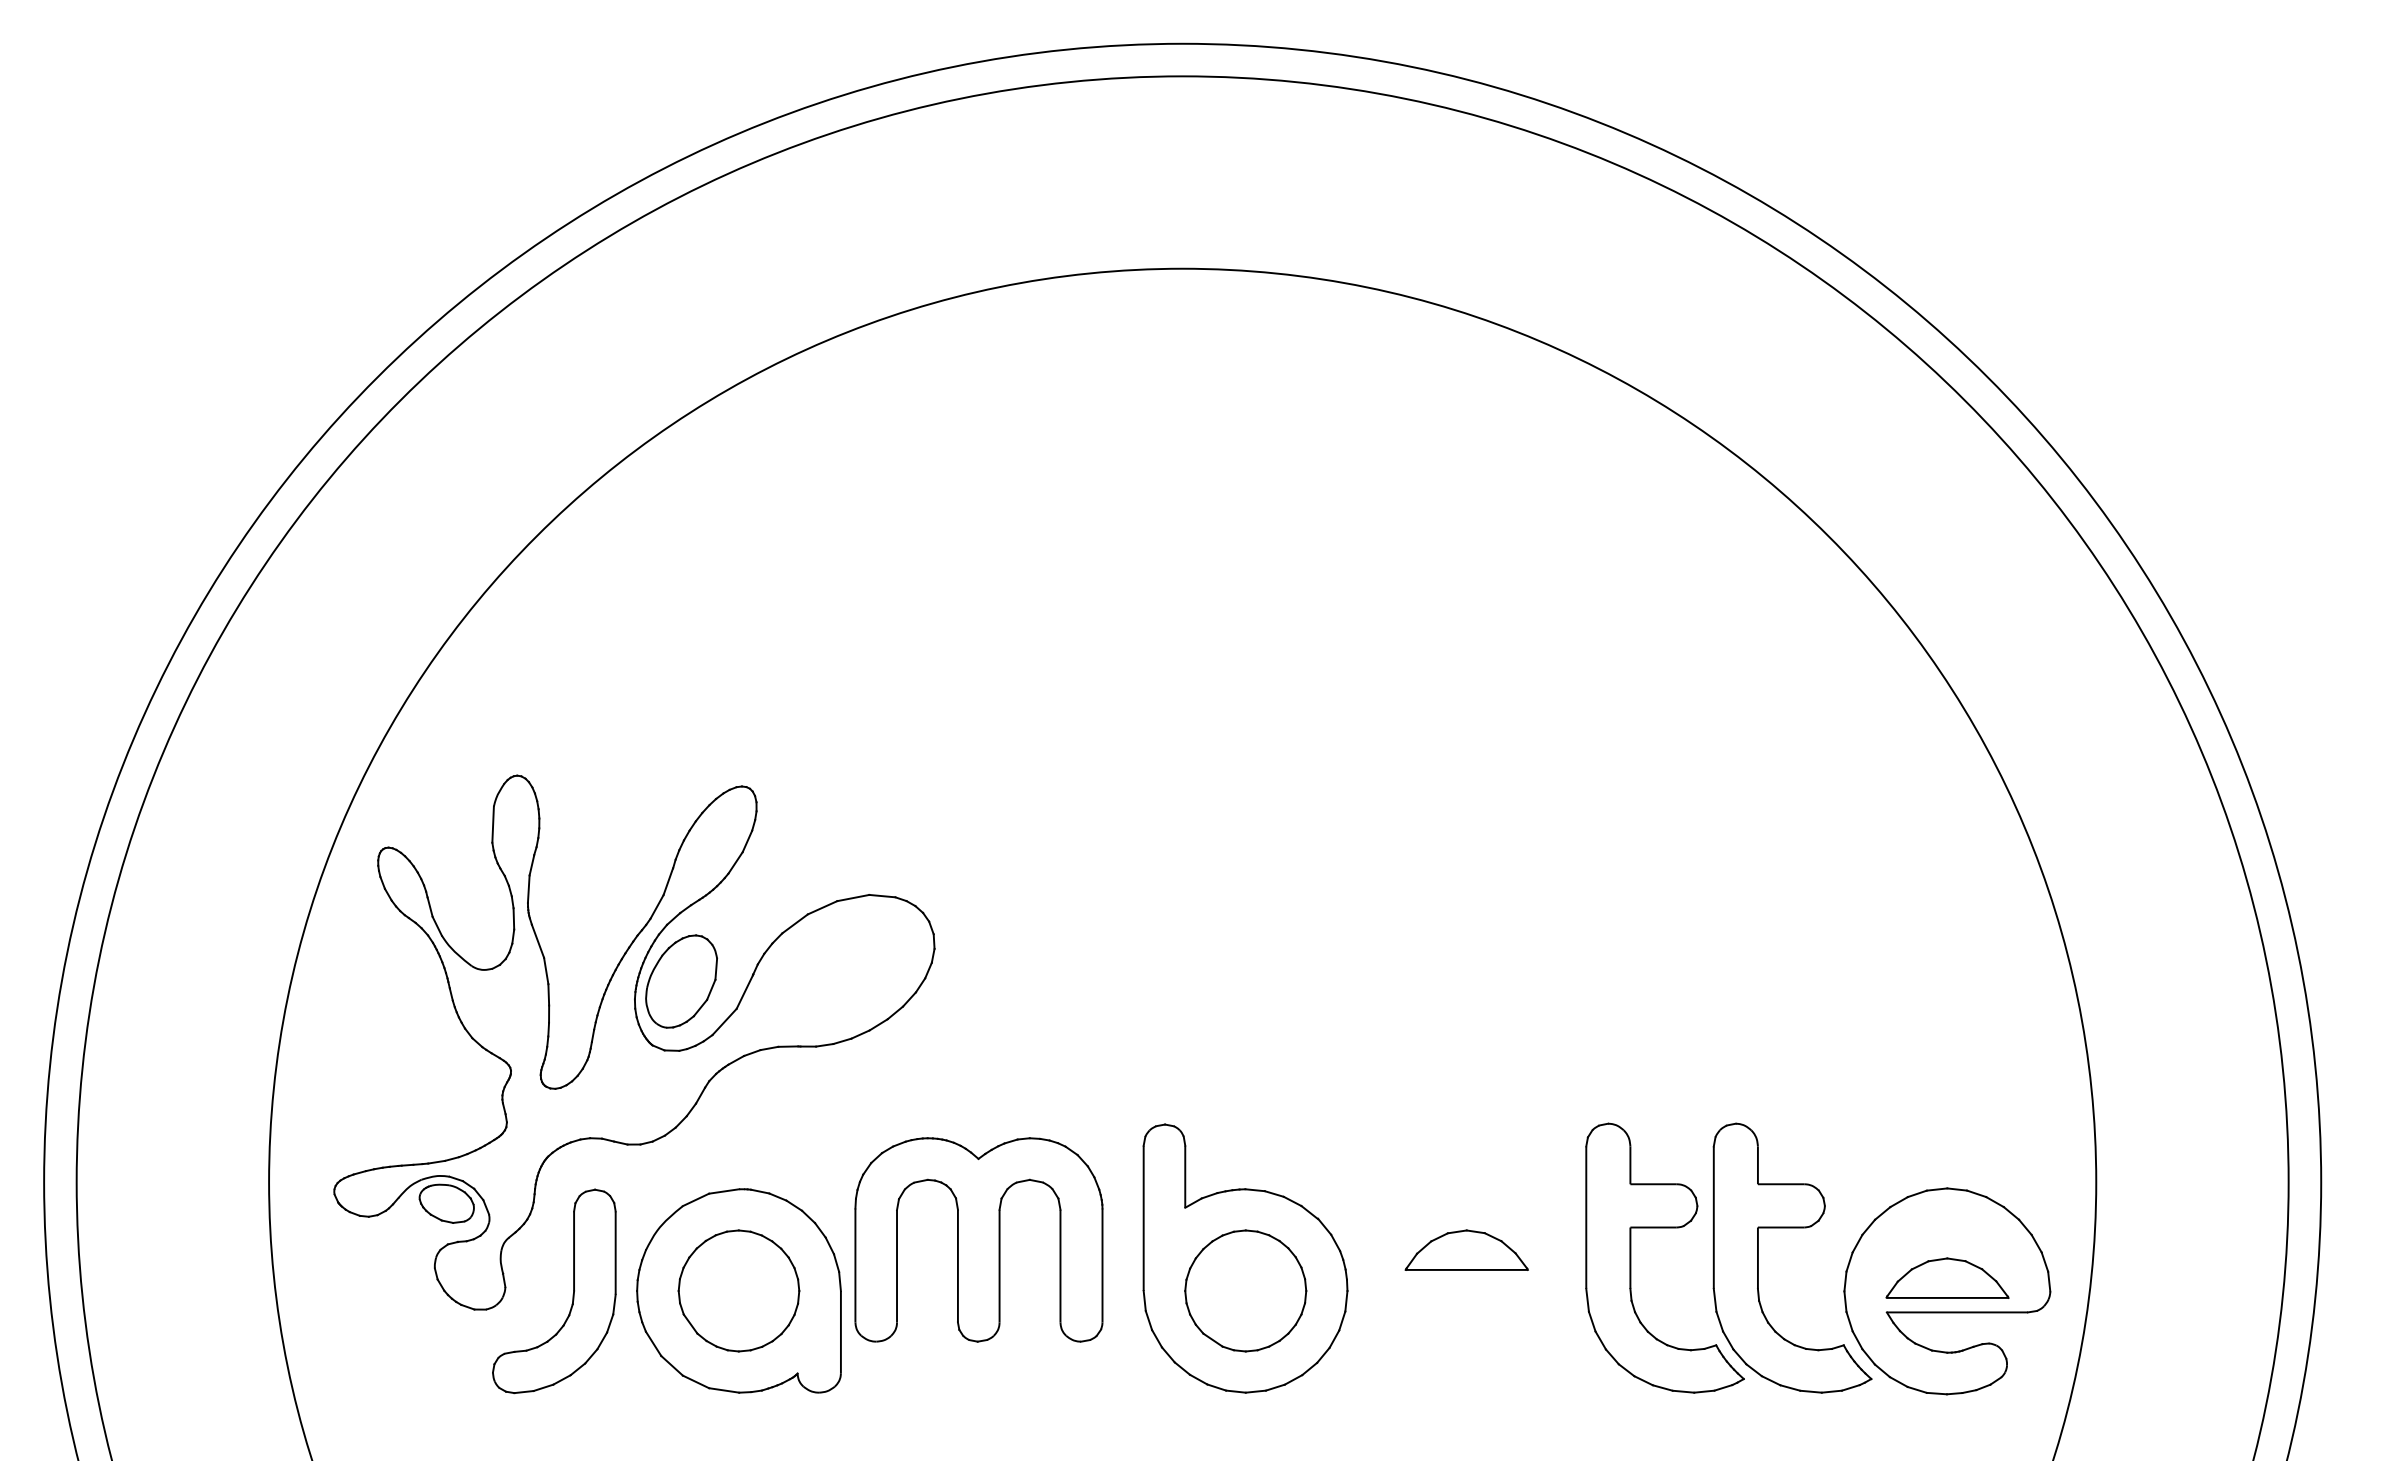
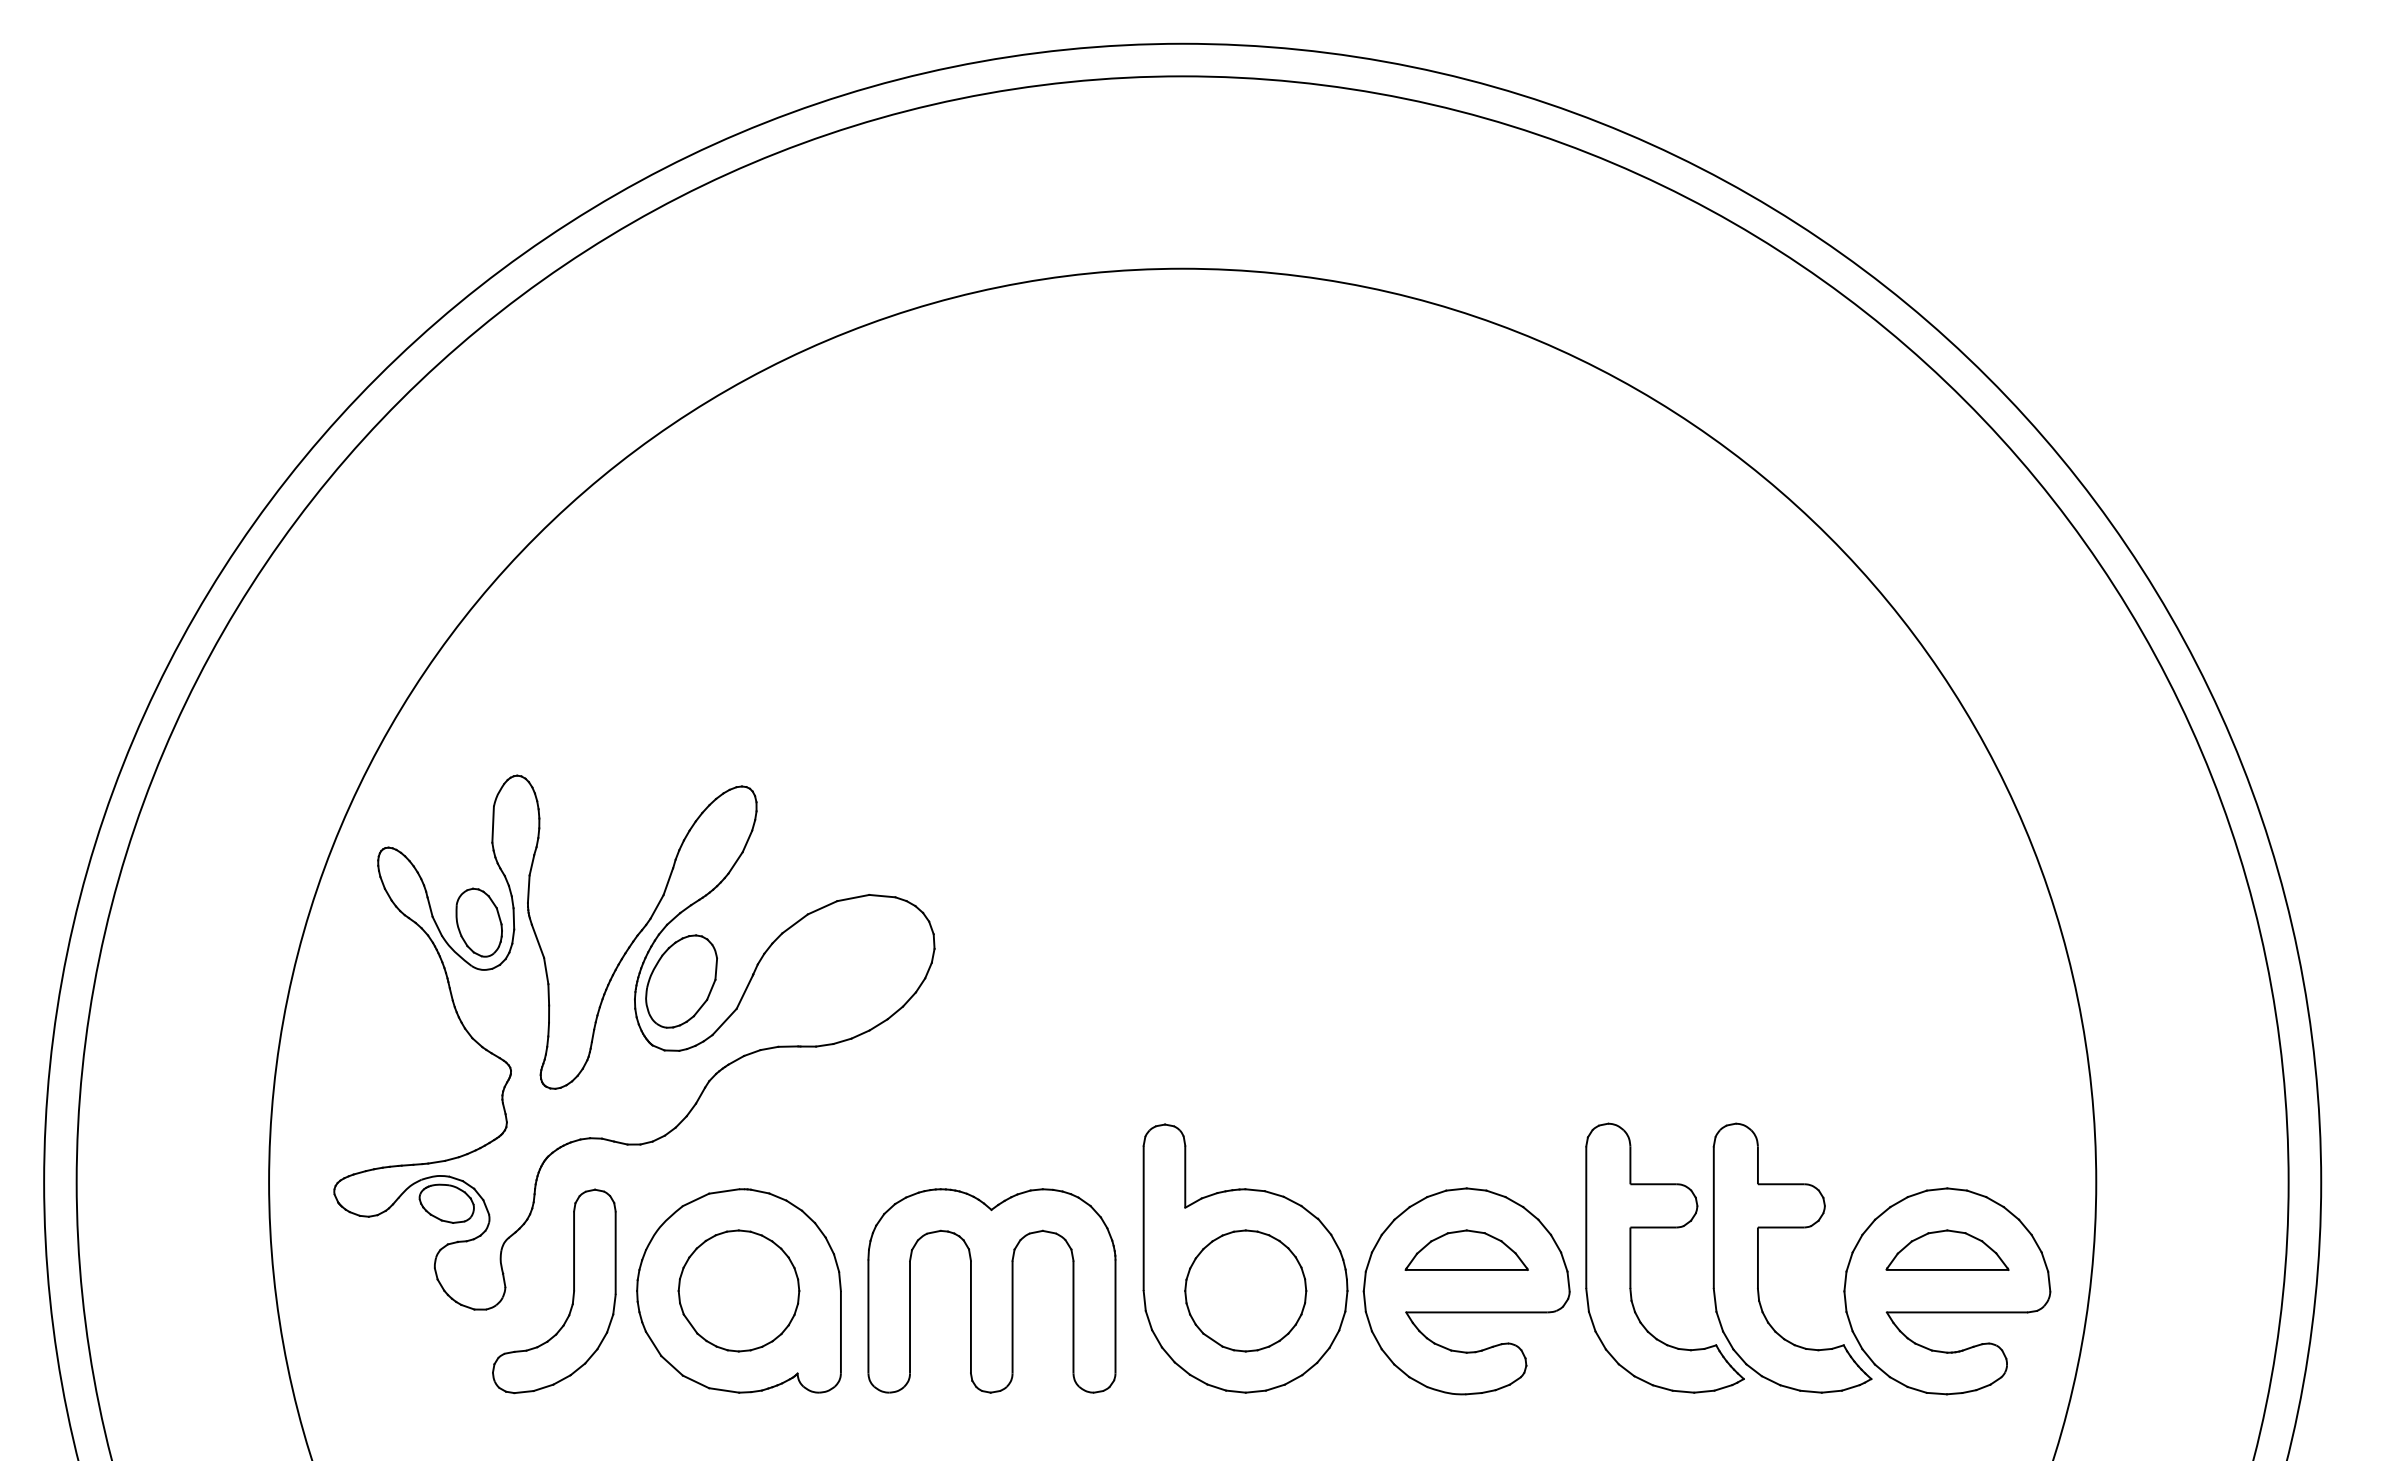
part: none -> present (478, 922)
part position: (978, 1239) -> (991, 1290) (991, 1290)
part position: (1947, 1277) -> (1947, 1249) (1947, 1249)
part: none -> present (1466, 1291)
